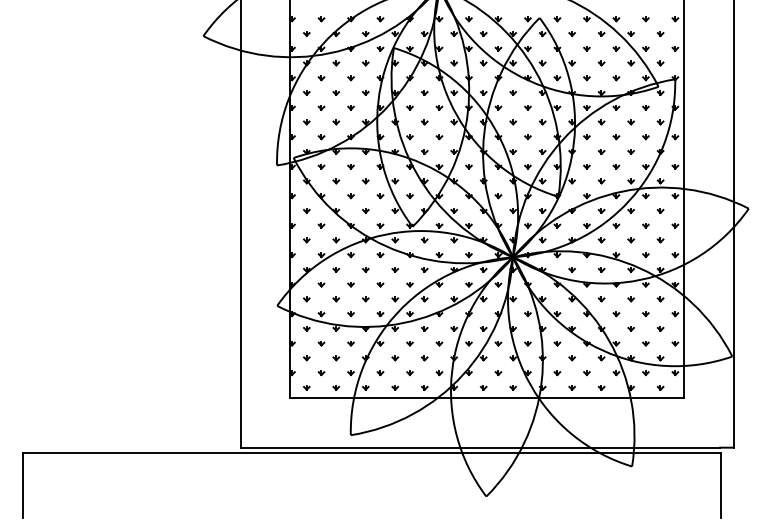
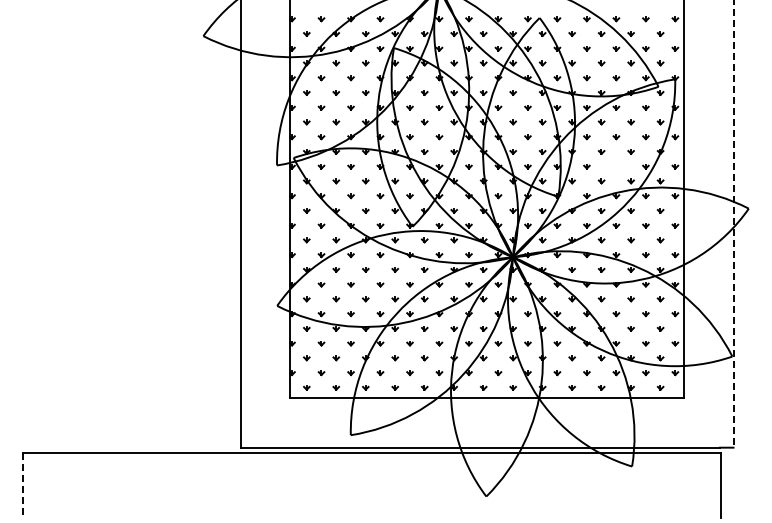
part: present -> none (616, 166)
line: solid -> dashed (733, 223)
line: solid -> dashed (23, 485)
